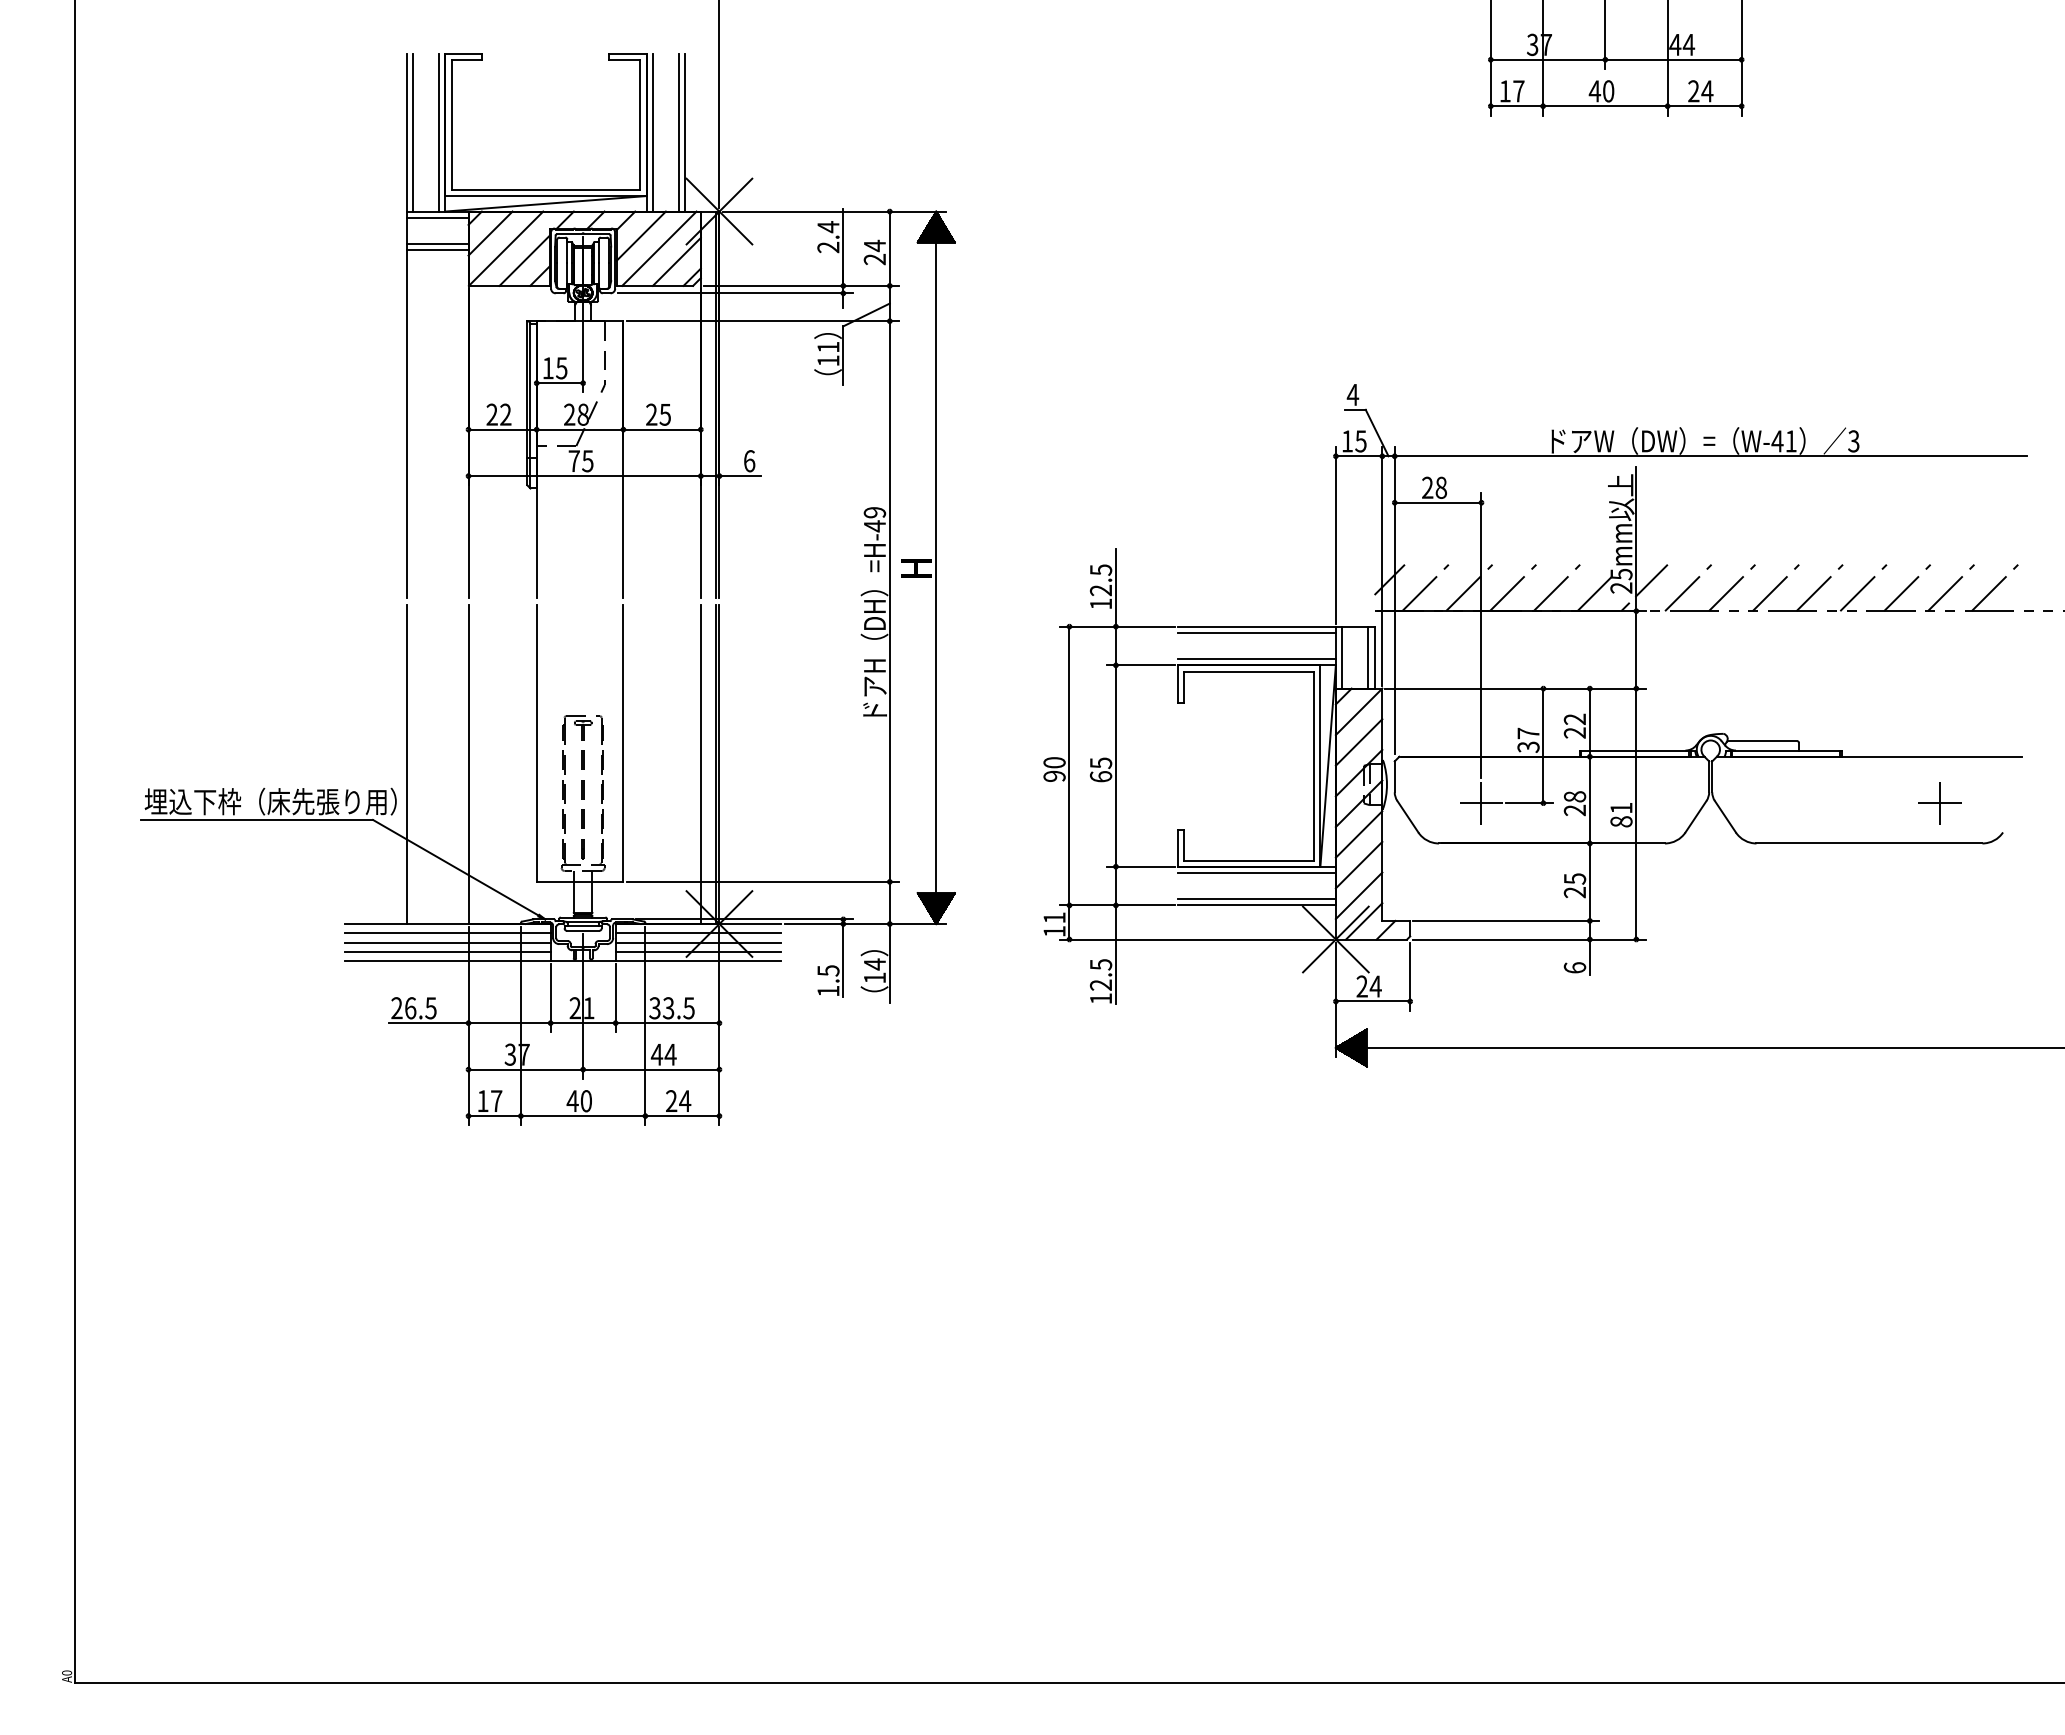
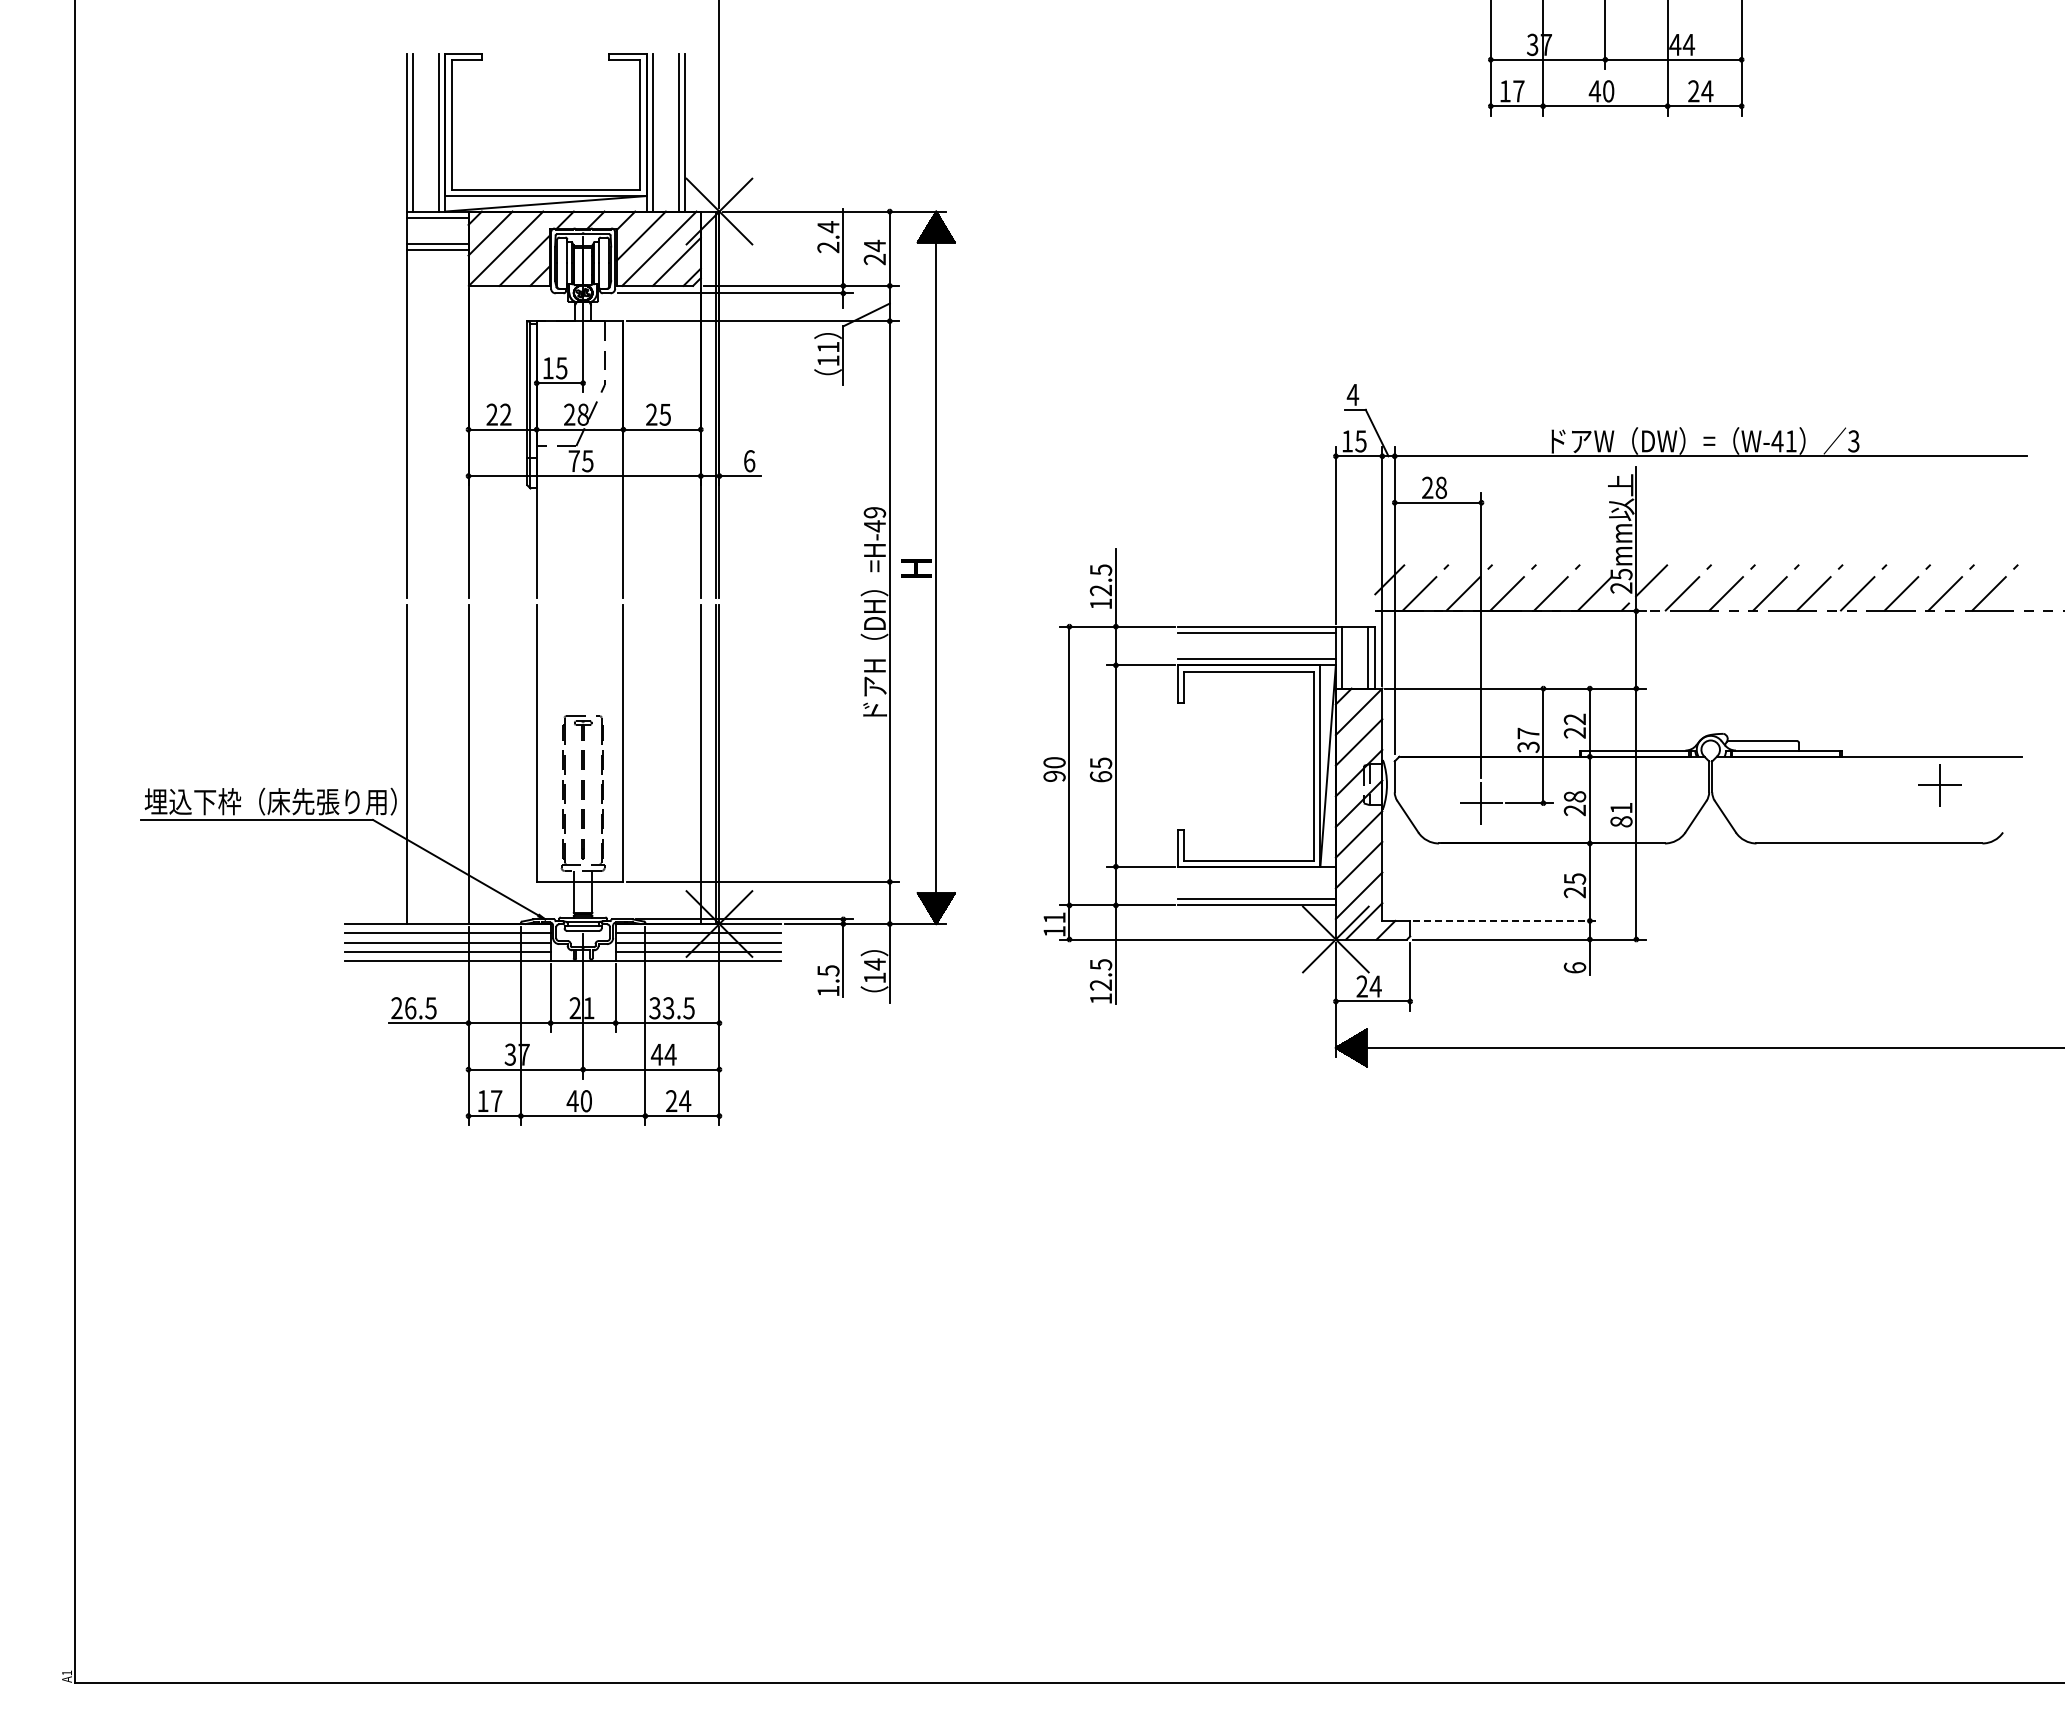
part position: (1939, 803) -> (1939, 785) (1939, 785)
line: present -> none (1256, 872)
line: solid -> dashed (1506, 920)
text: A0 -> A1 (66, 1672)
